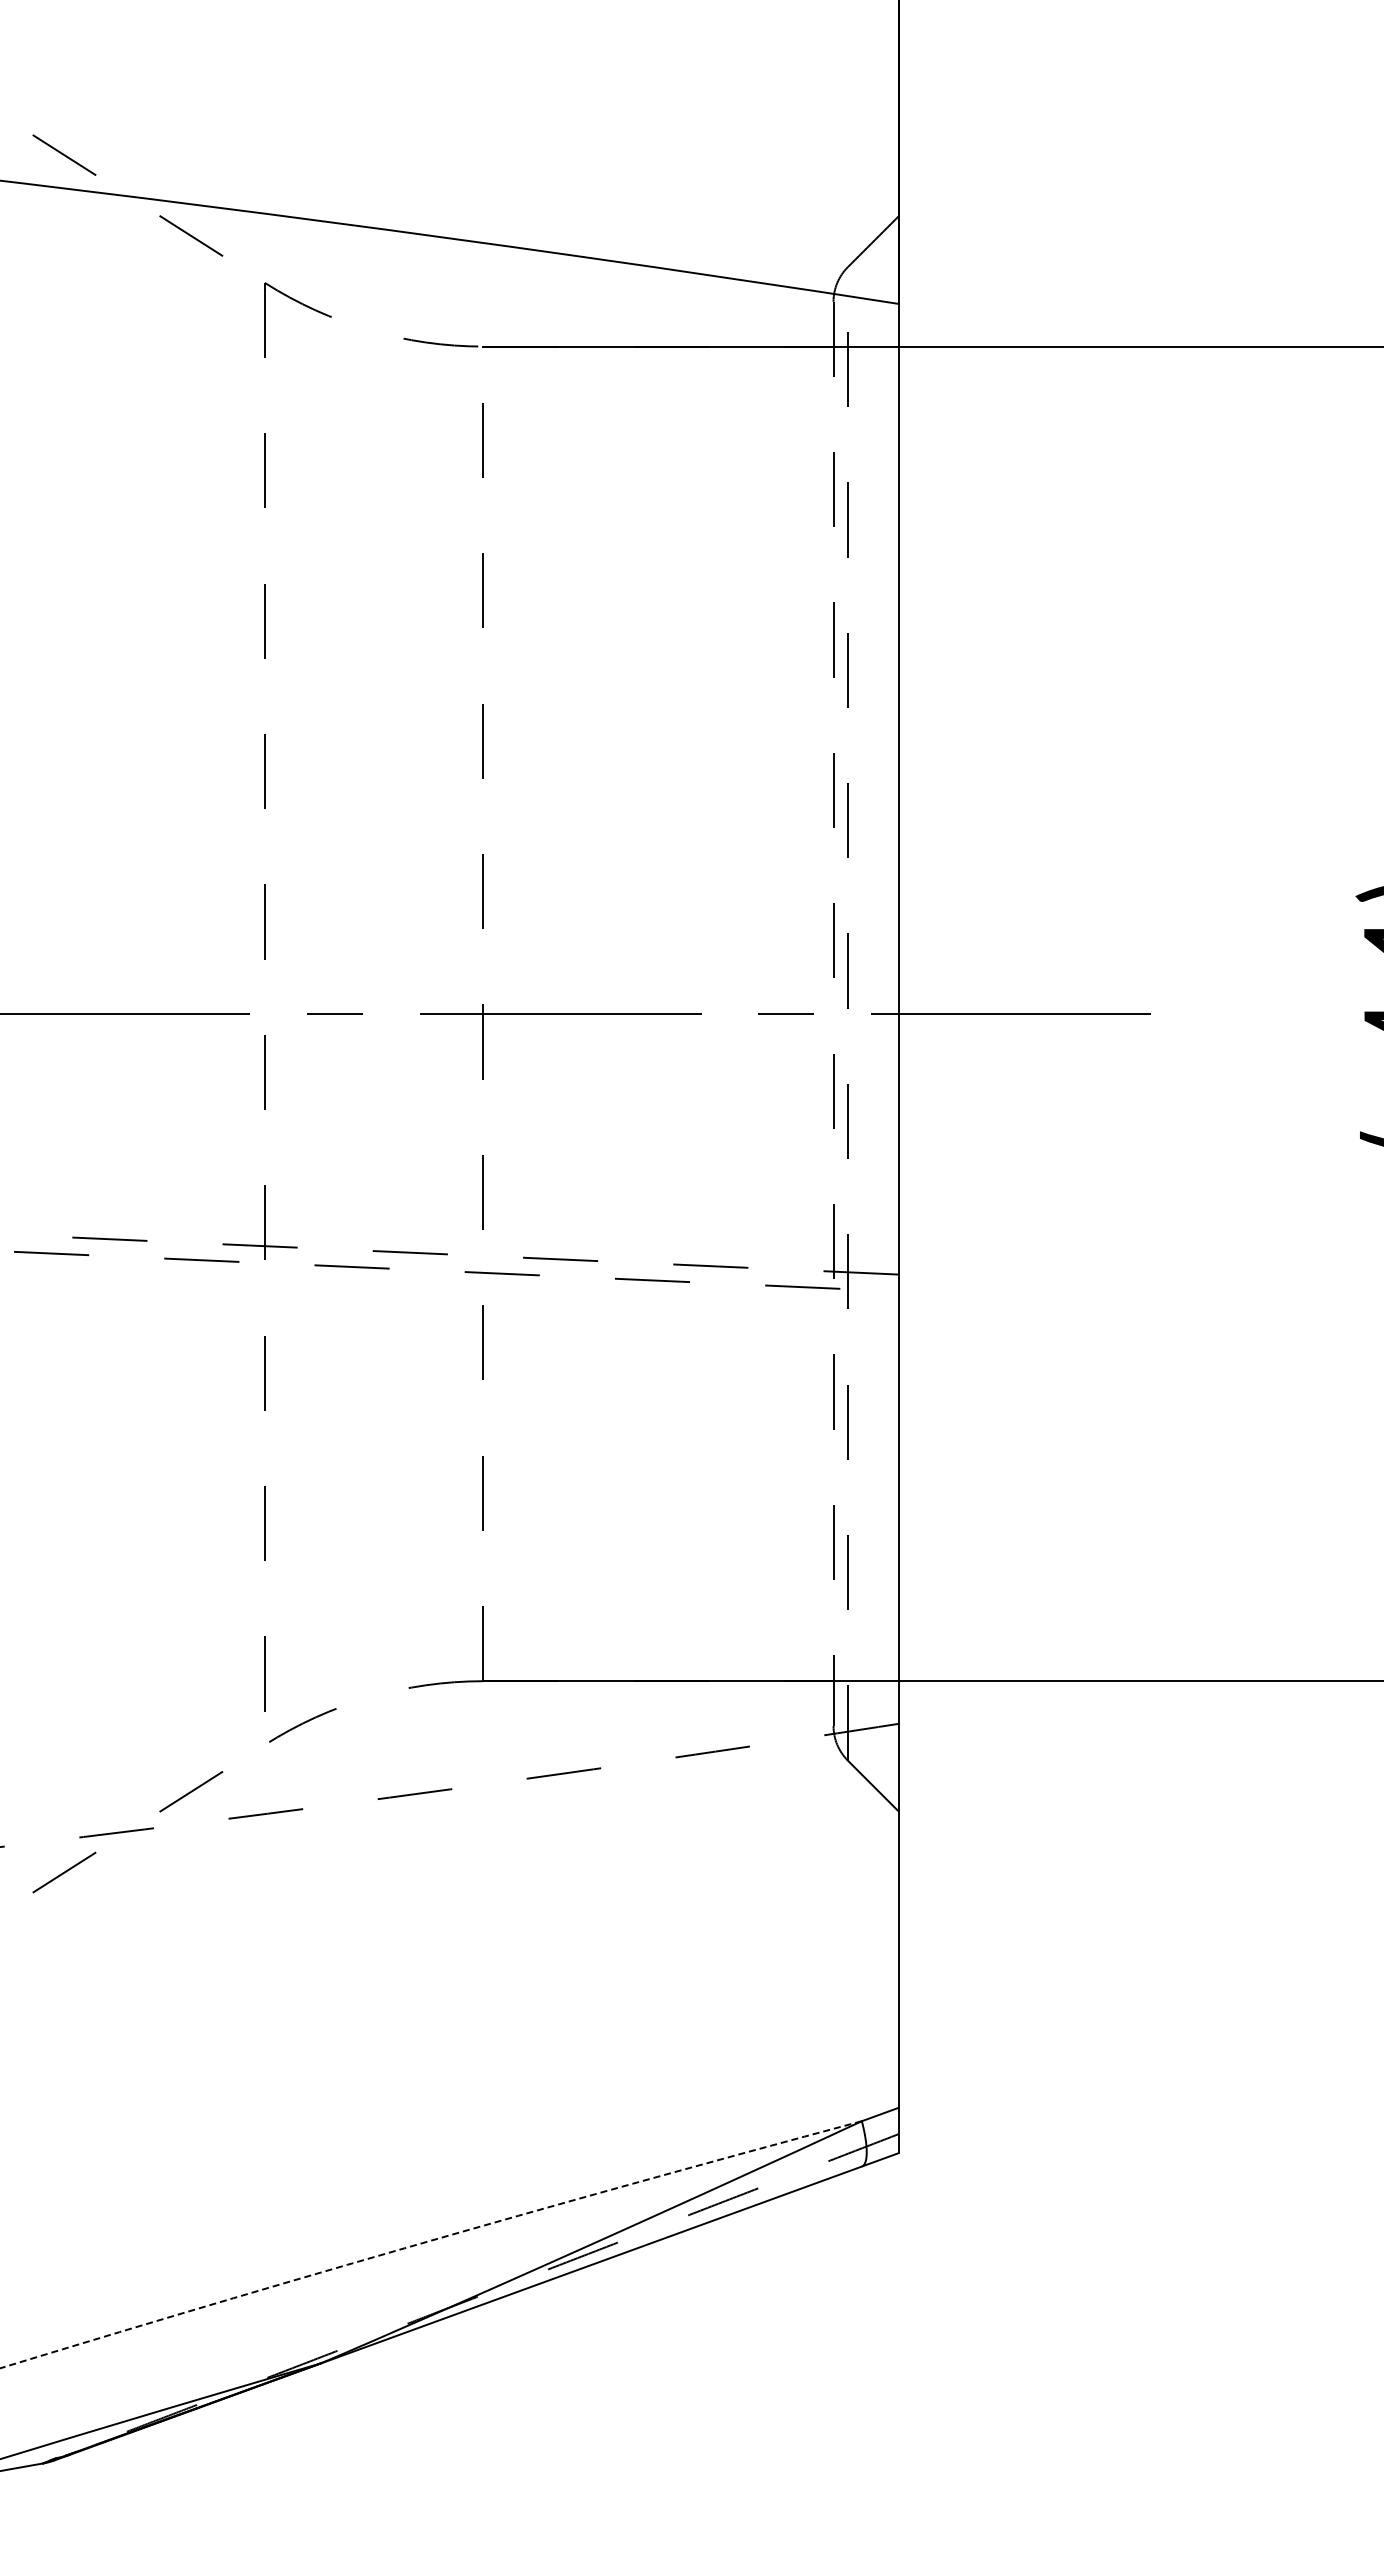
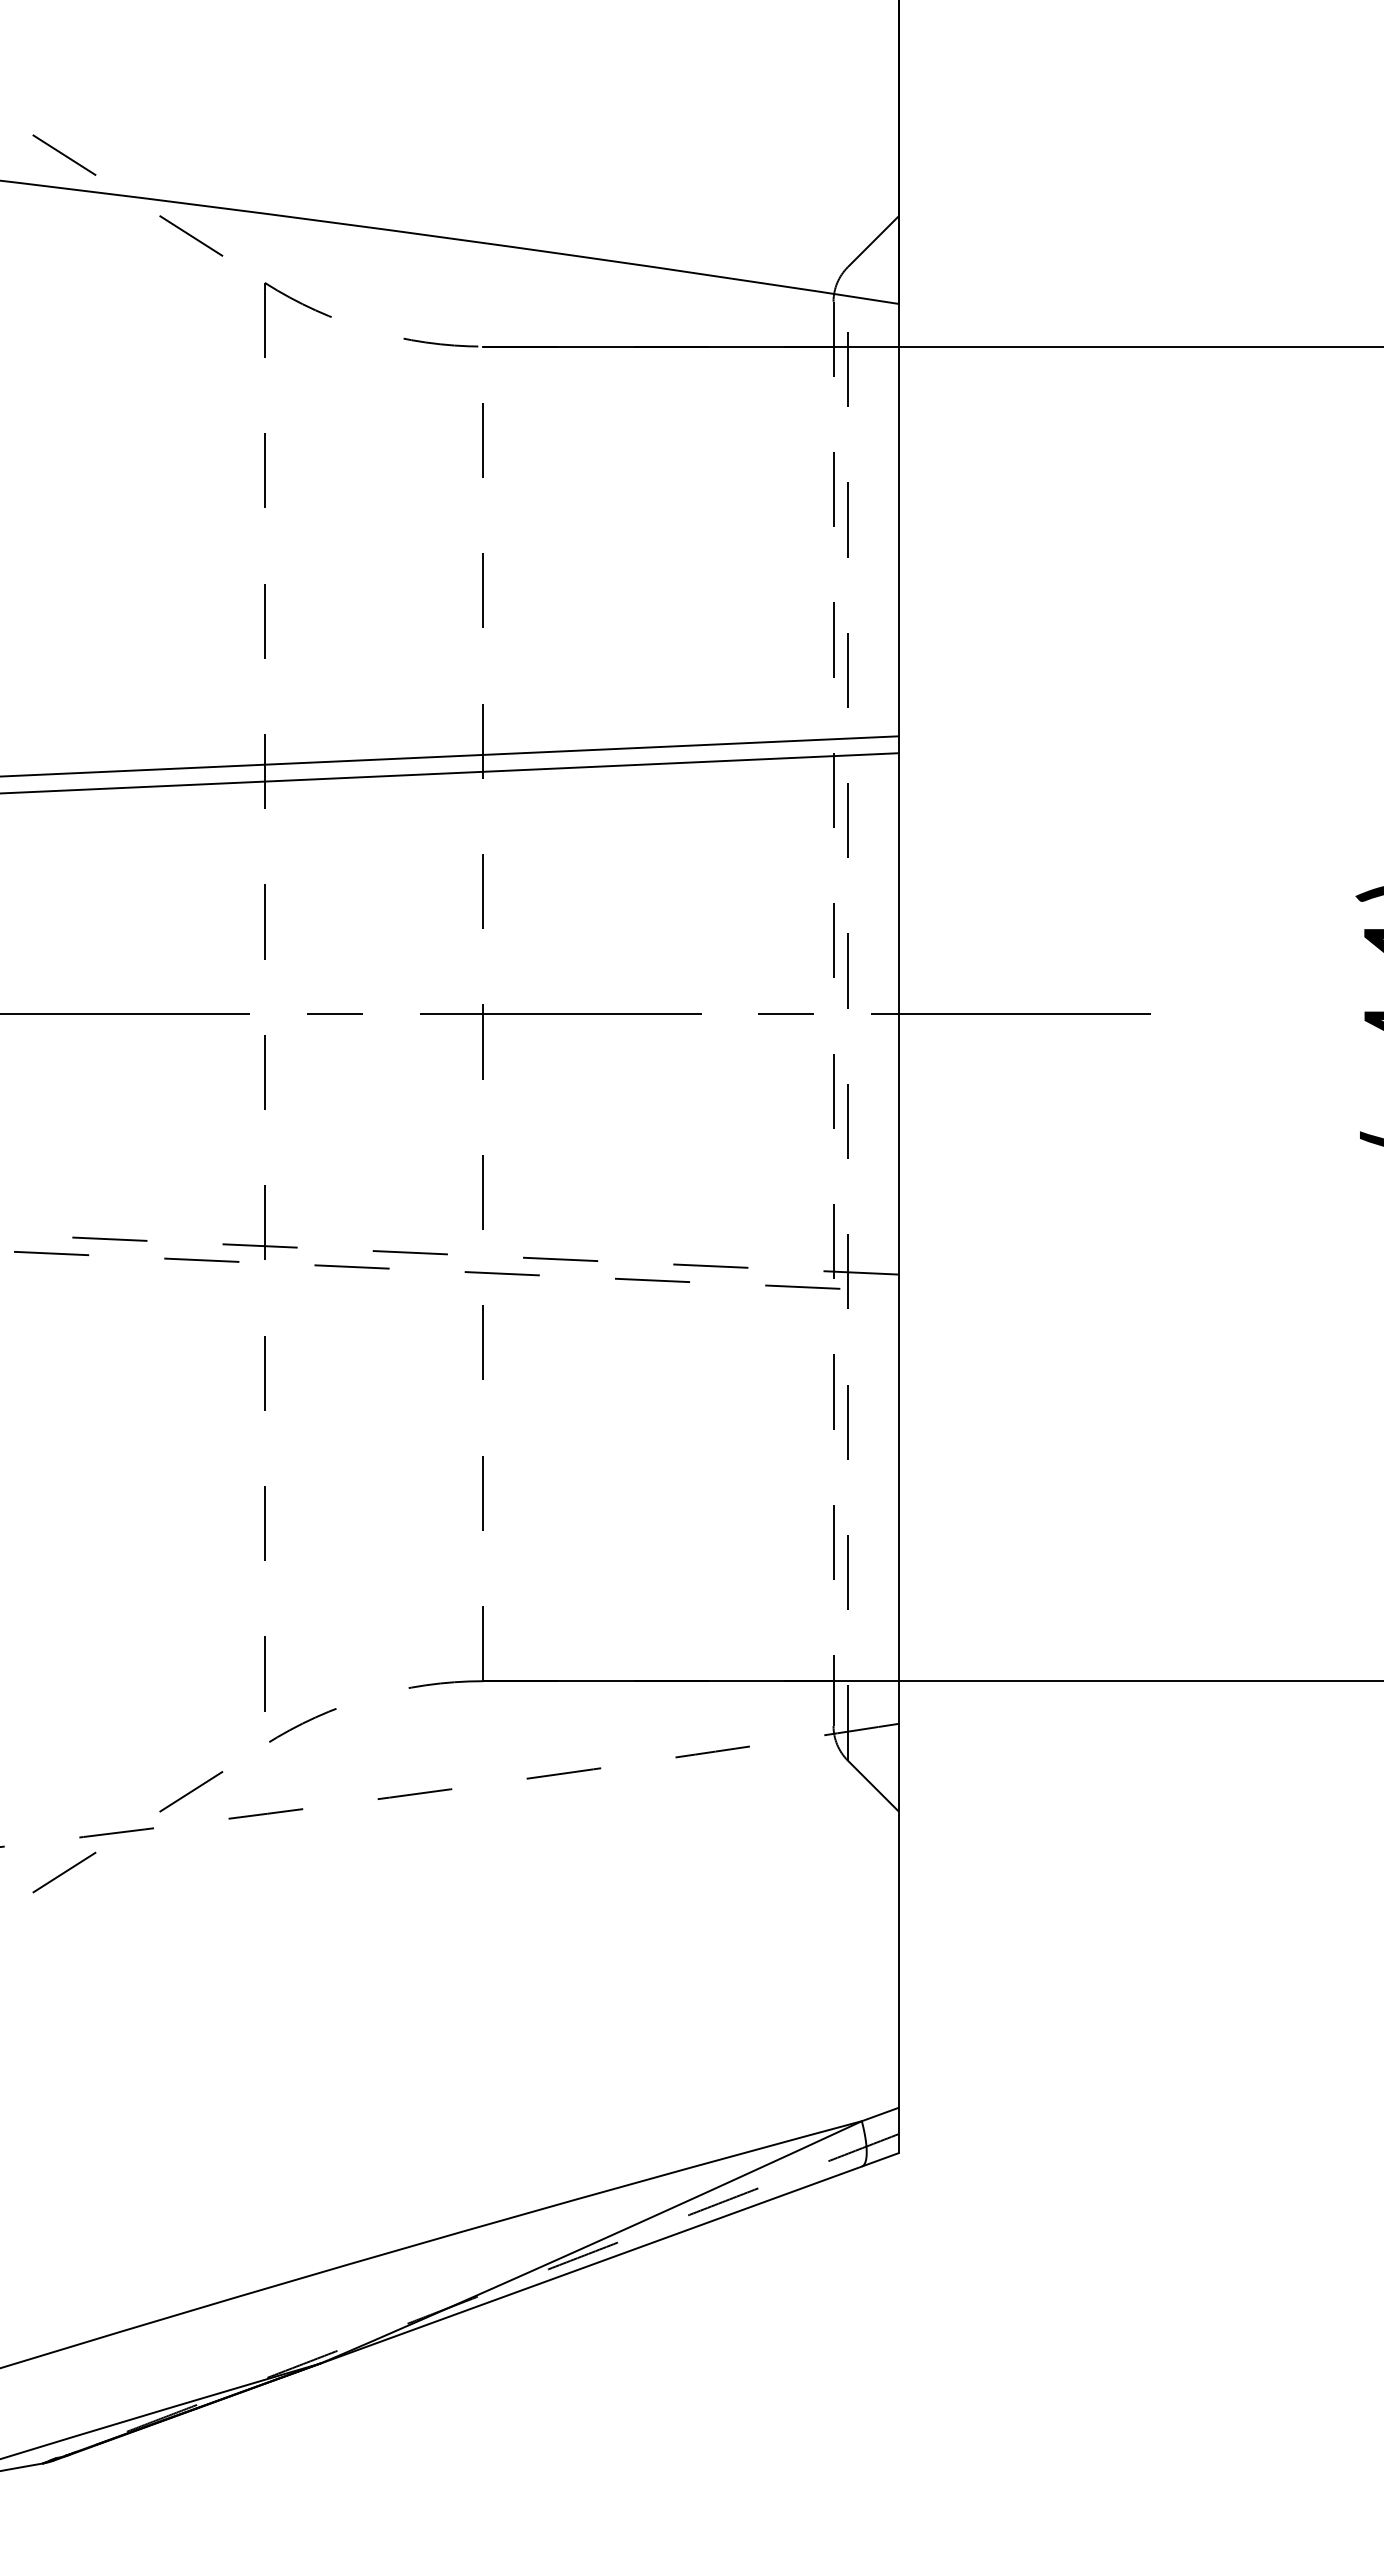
line: none -> present (450, 756)
line: none -> present (450, 773)
arc: dashed -> solid (429, 2241)
